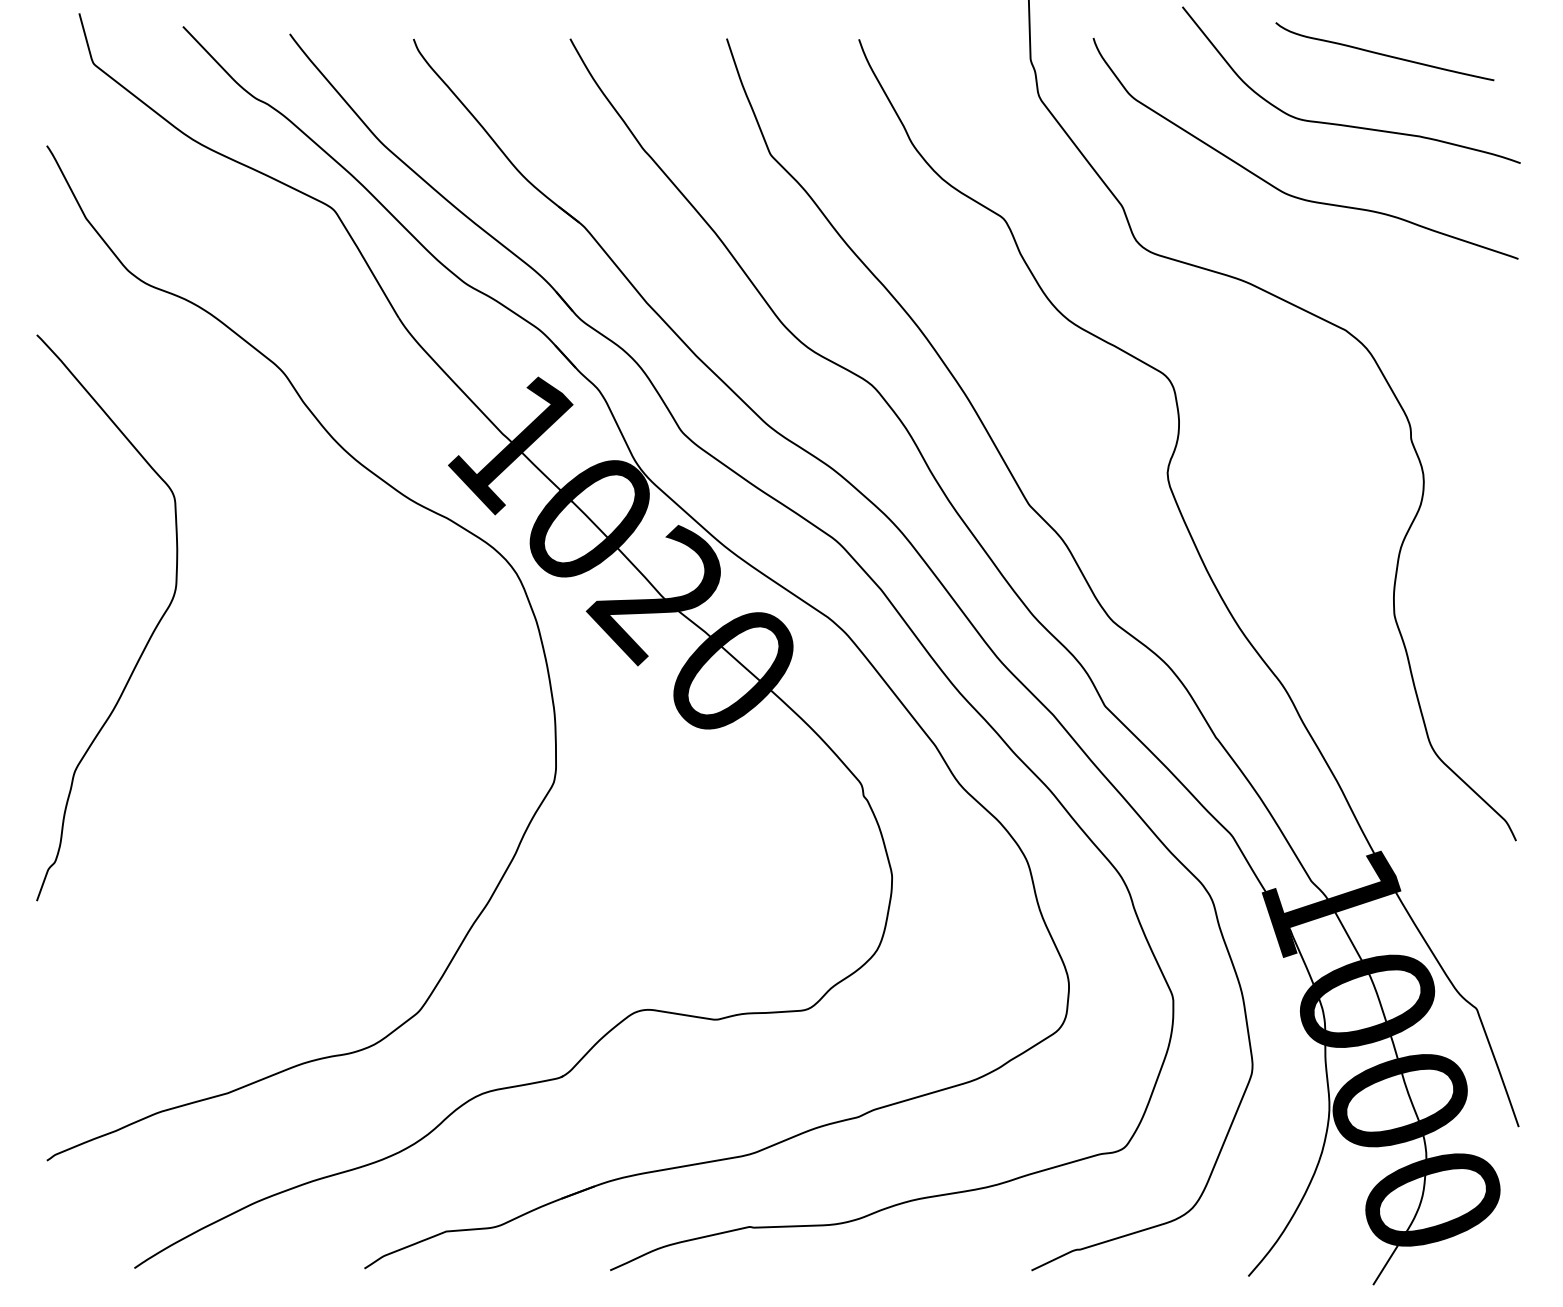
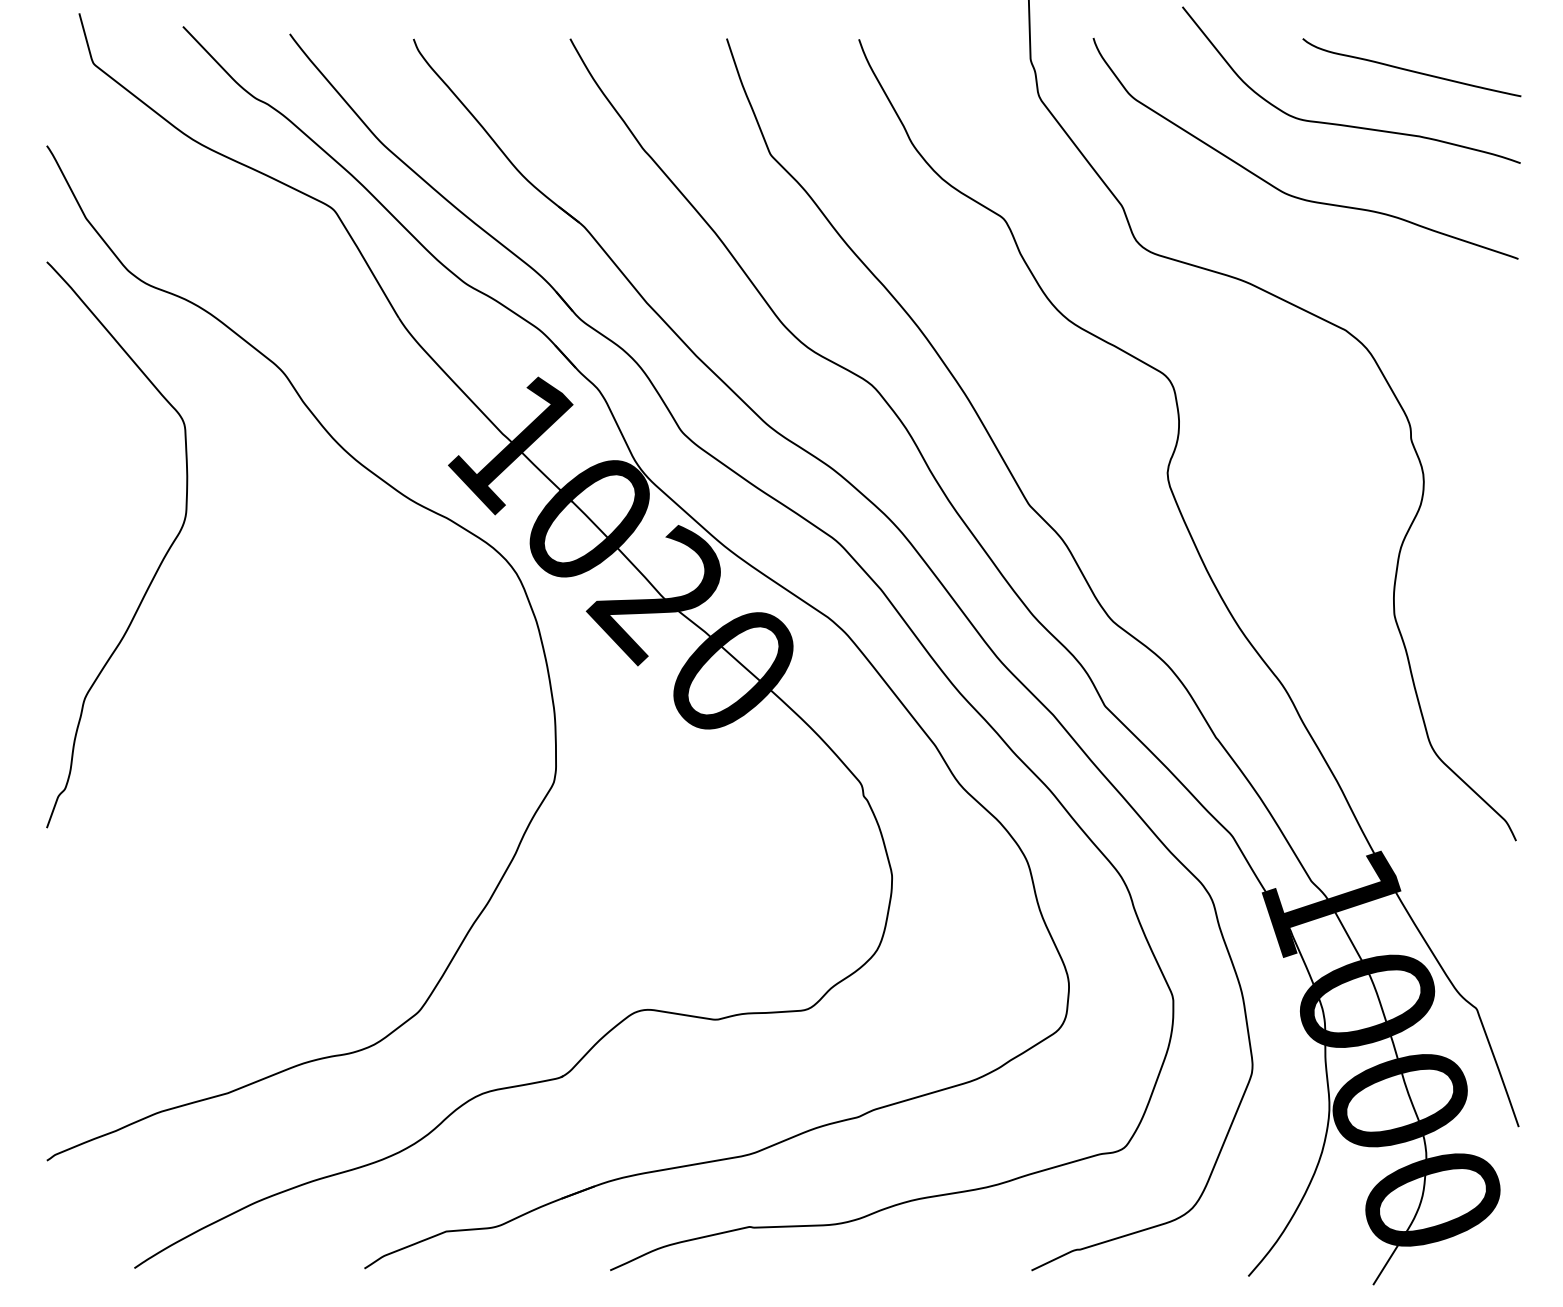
curve position: (1383, 53) -> (1410, 69) (1410, 69)
curve position: (149, 637) -> (159, 564) (159, 564)
